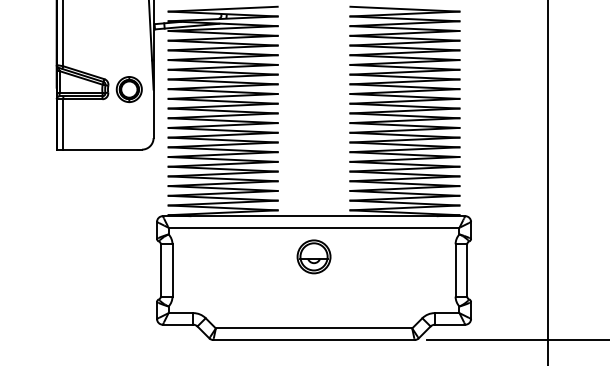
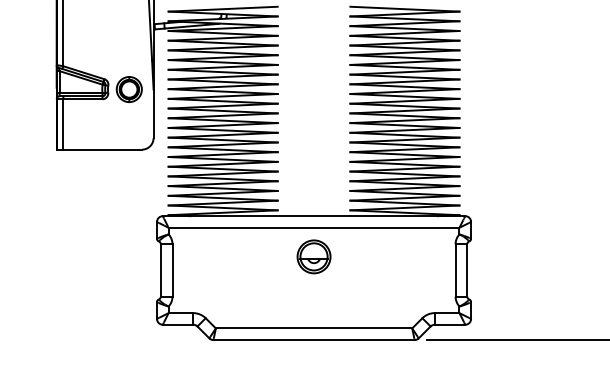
line: present -> none (547, 182)
